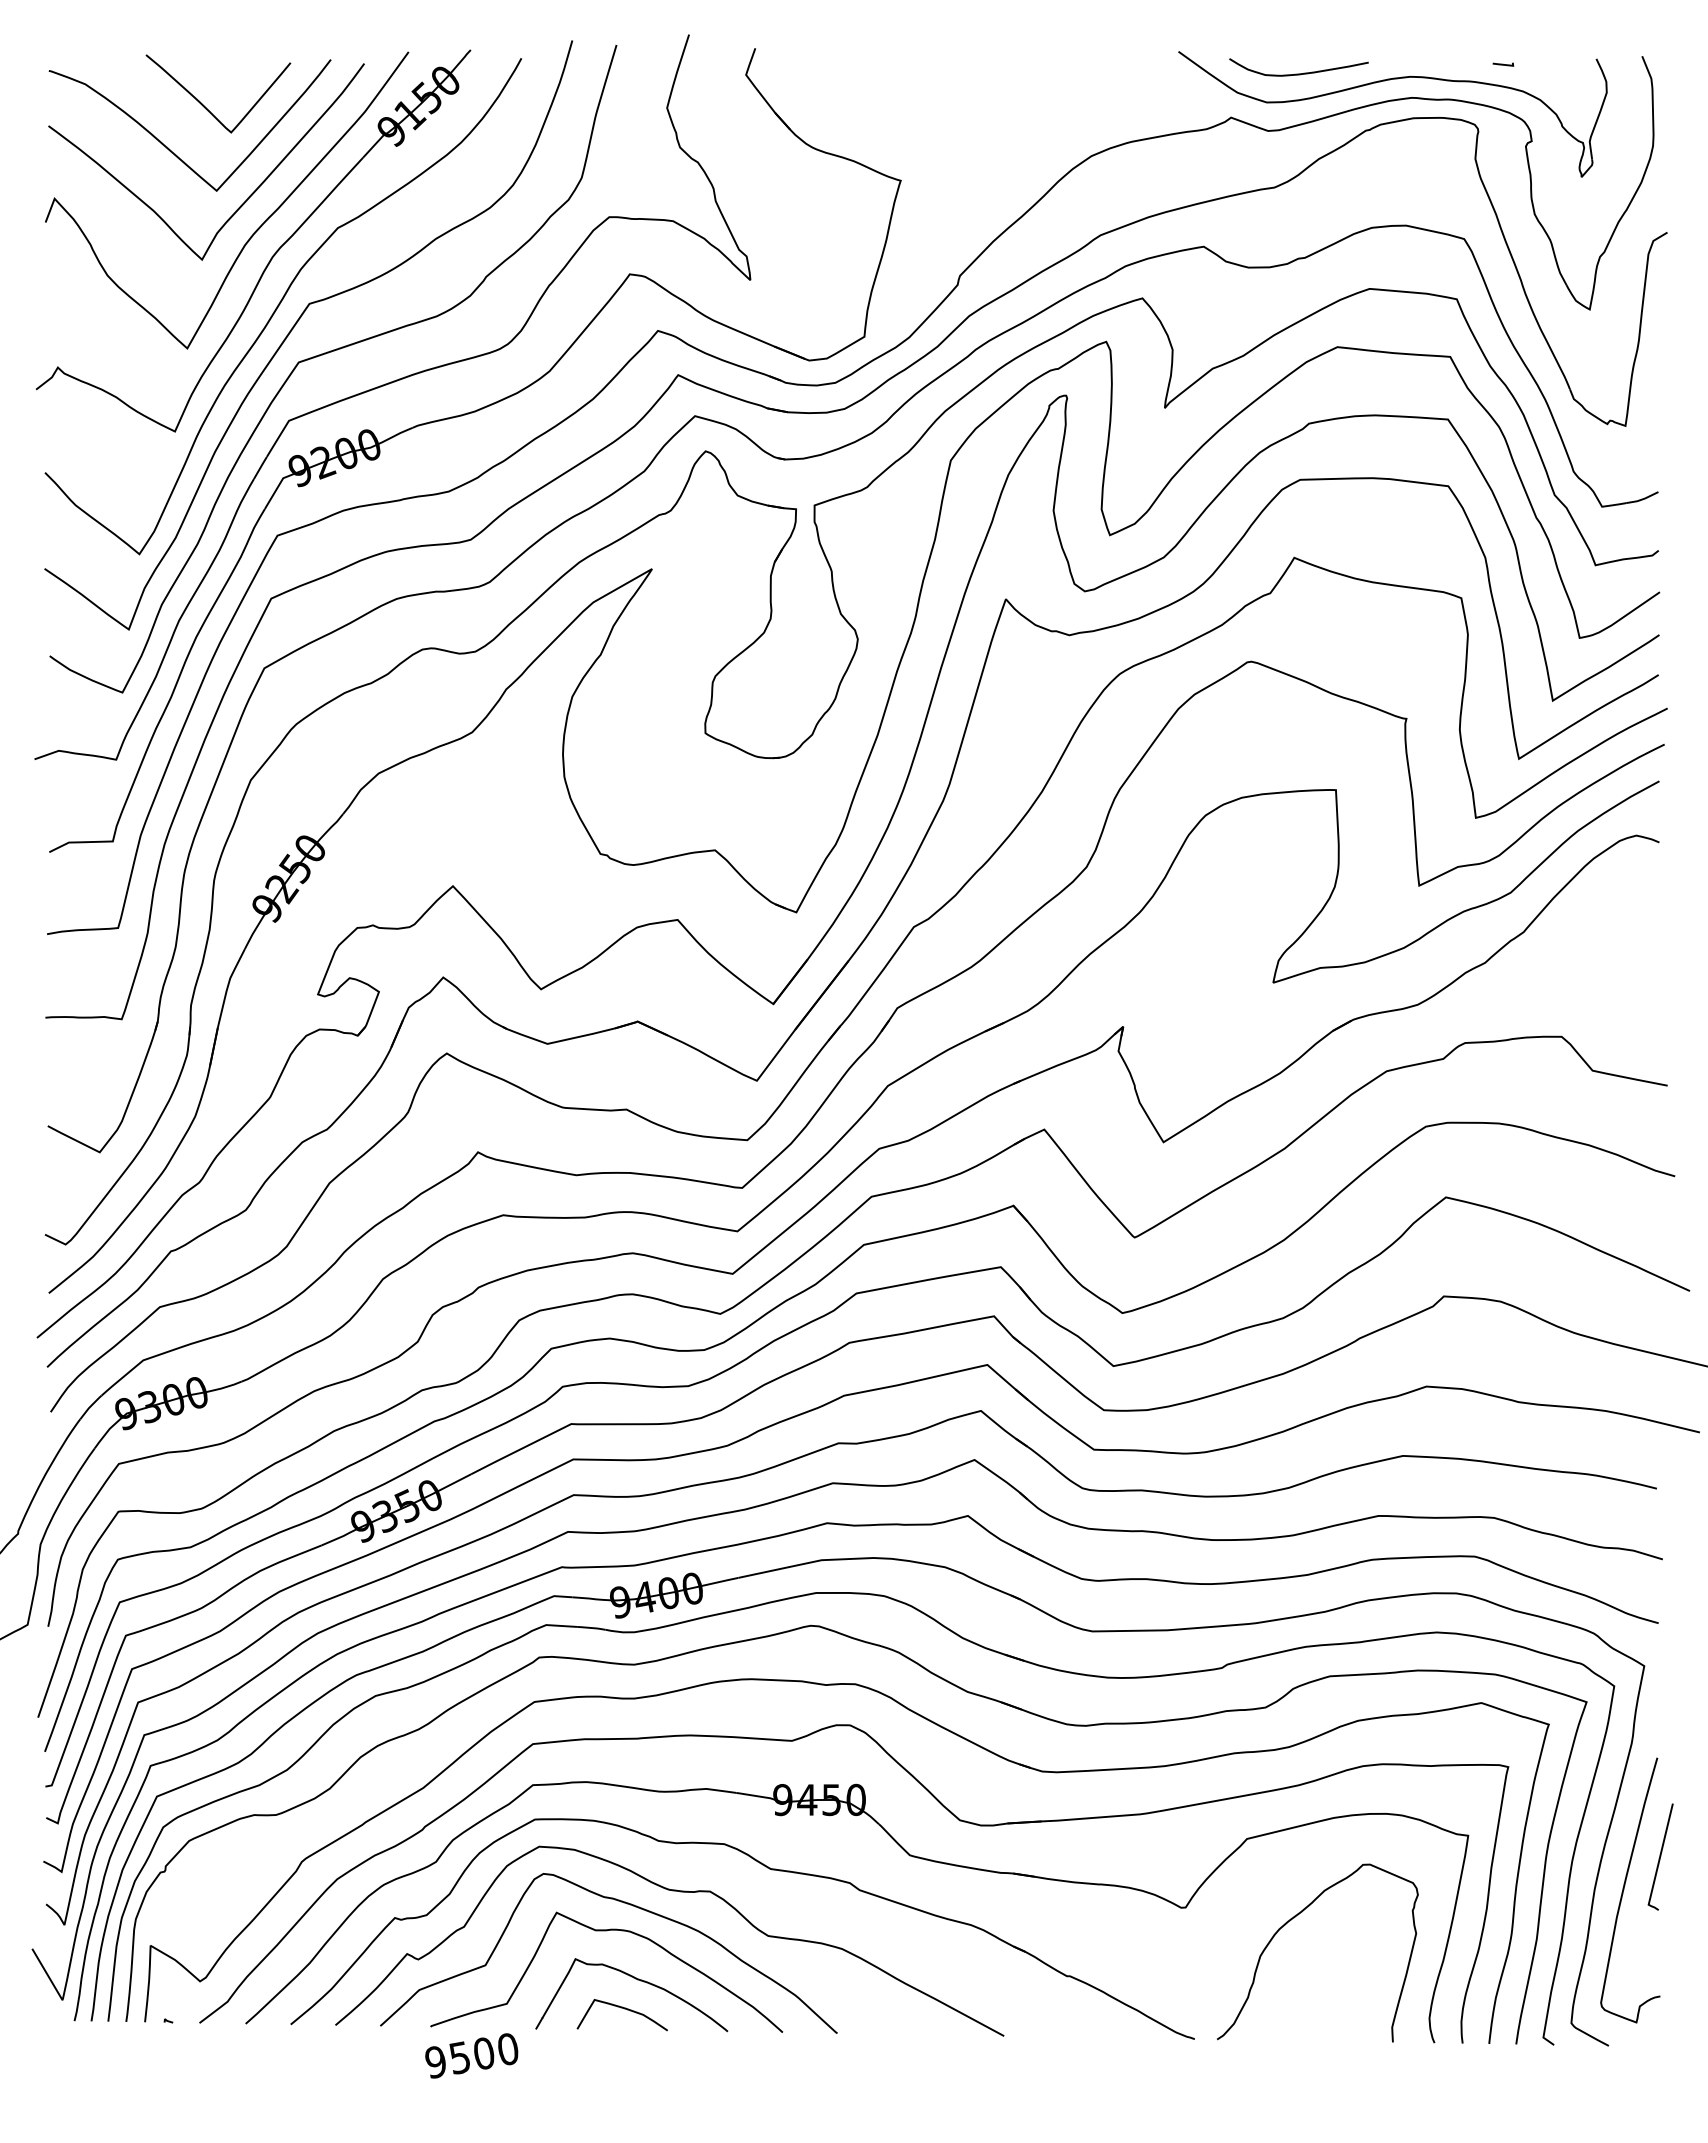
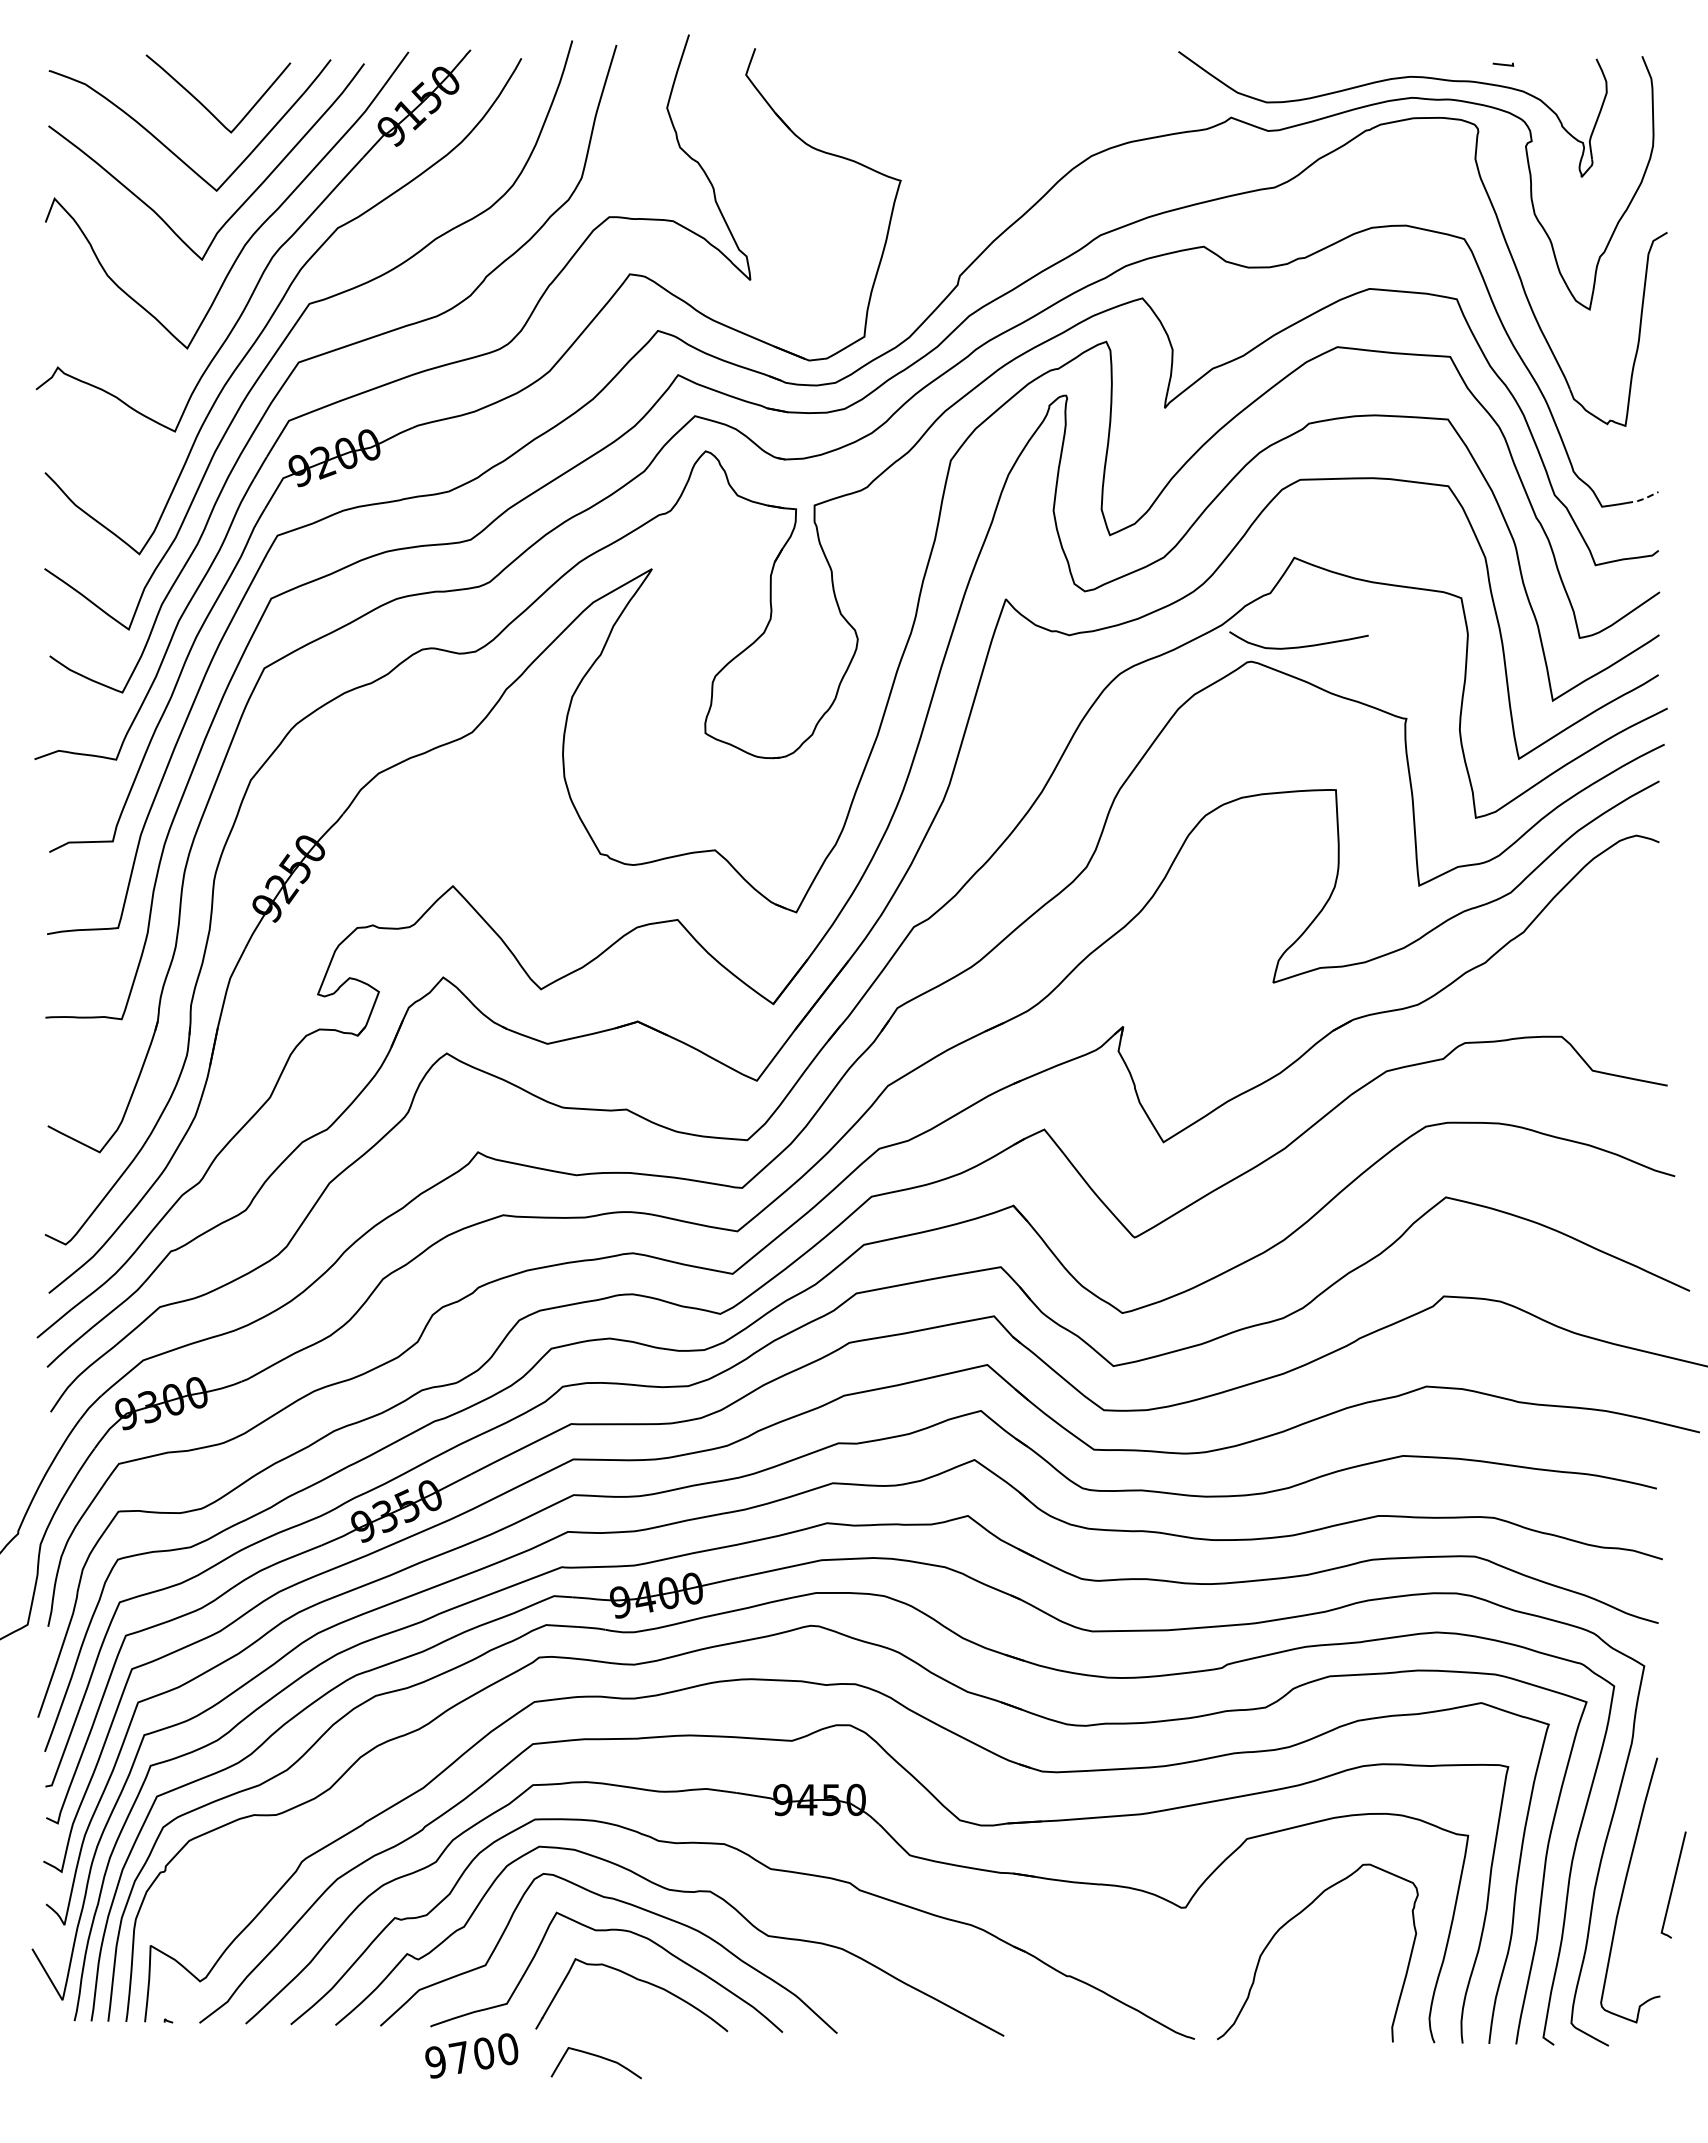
curve position: (1298, 73) -> (1298, 646) (1298, 646)
line: solid -> dashed (1642, 499)
line position: (1660, 1856) -> (1673, 1884) (1673, 1884)
curve position: (624, 2009) -> (598, 2057) (598, 2057)
text: 9500 -> 9700 (458, 2057)
